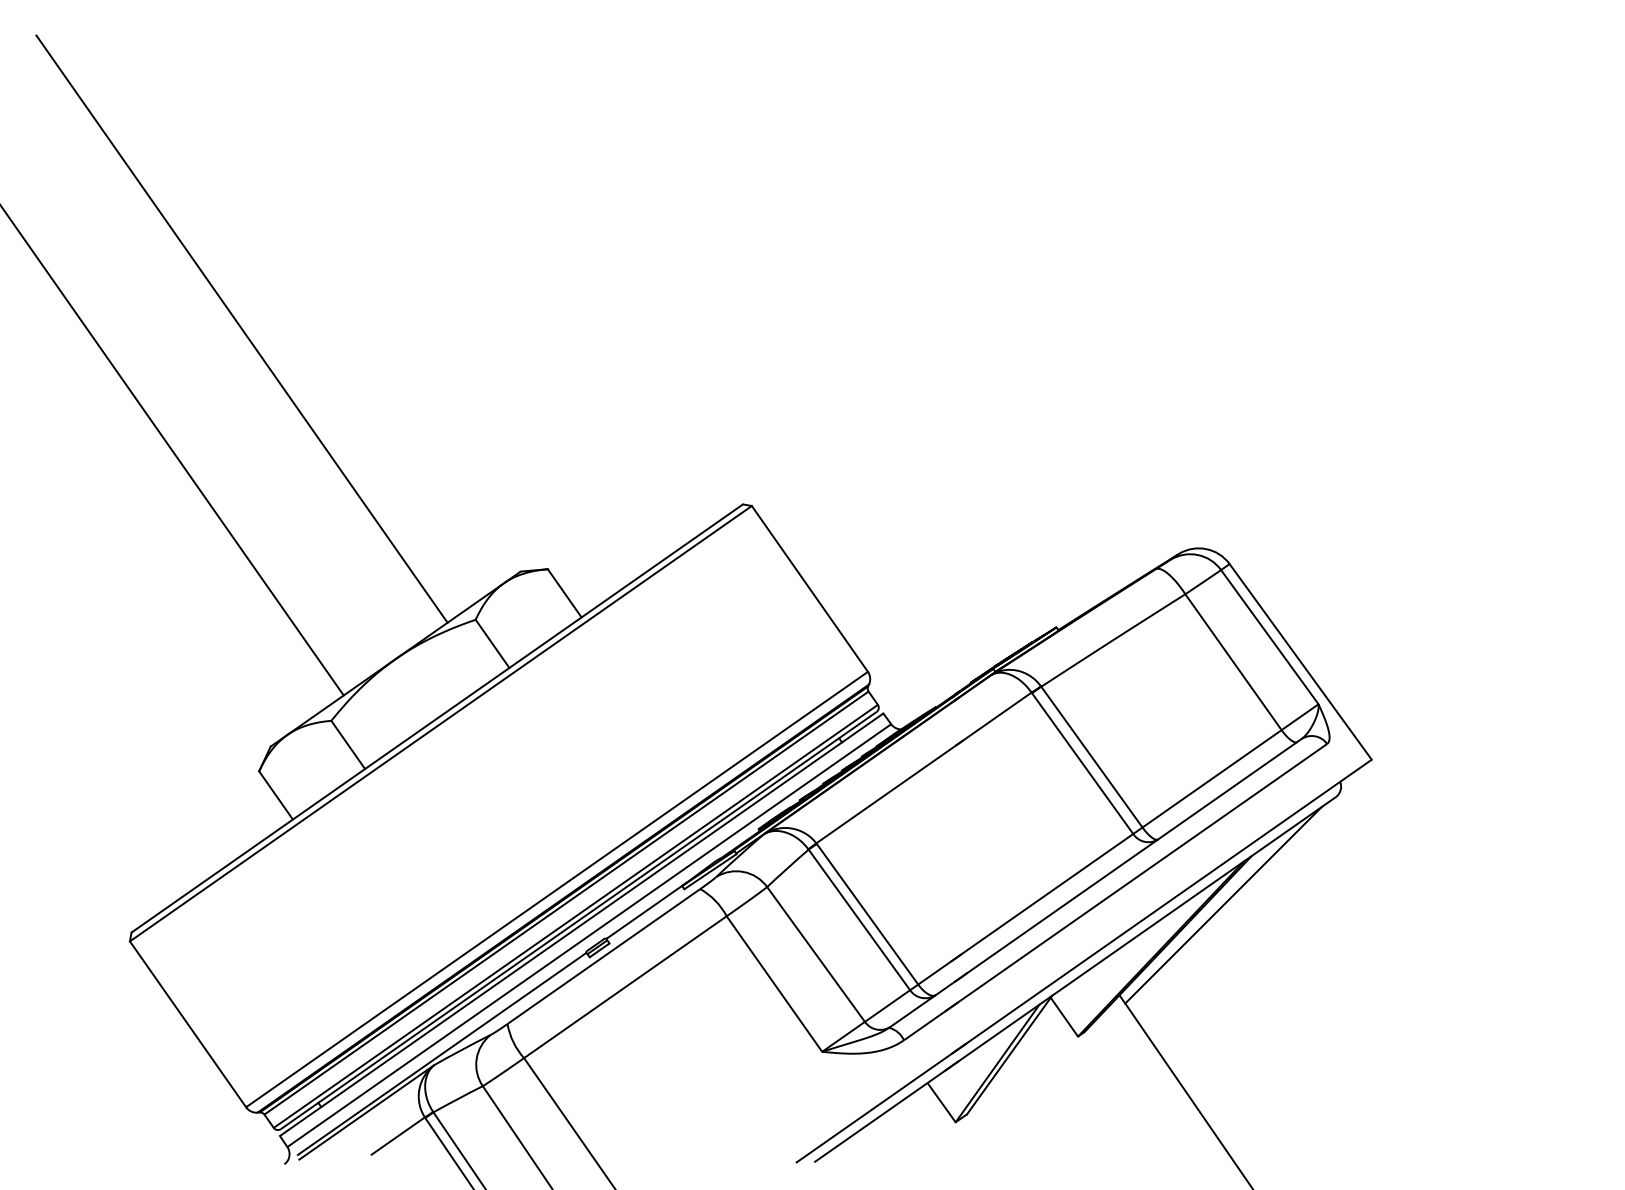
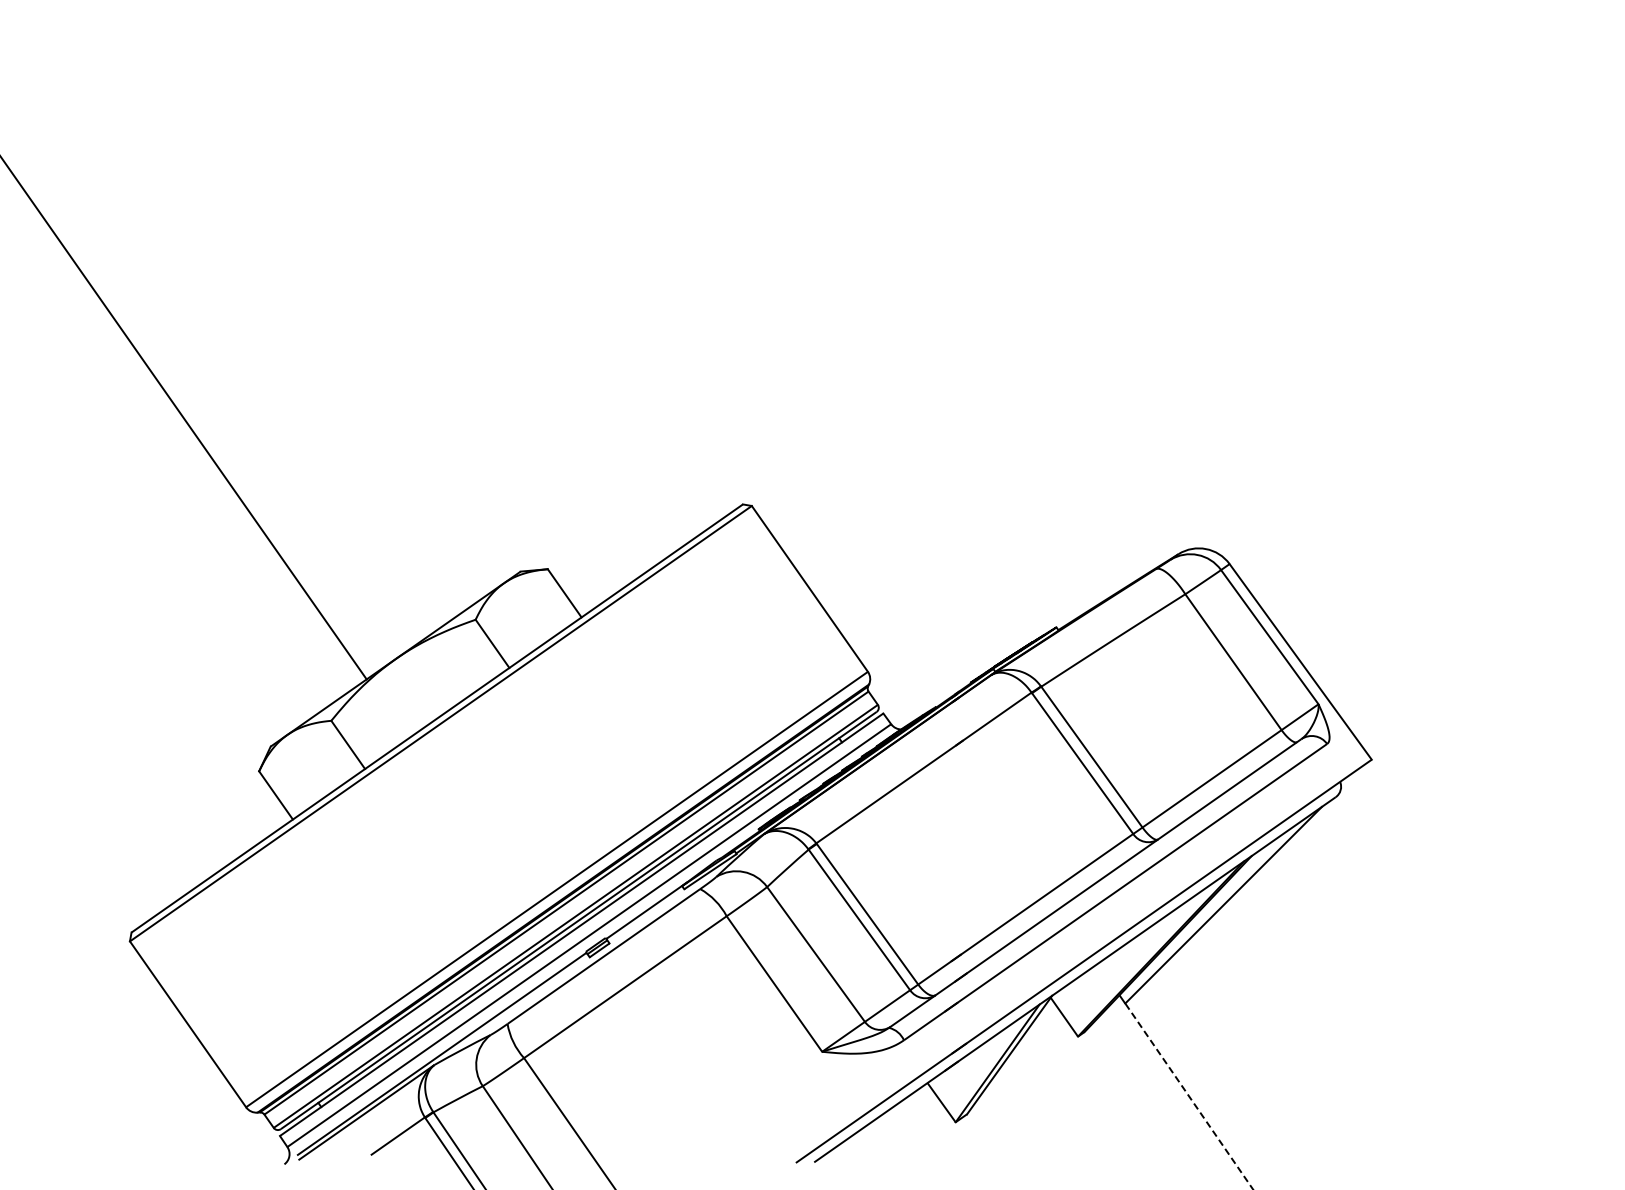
line: present -> none (241, 328)
line position: (172, 451) -> (184, 418) (184, 418)
line: solid -> dashed (1189, 1096)
